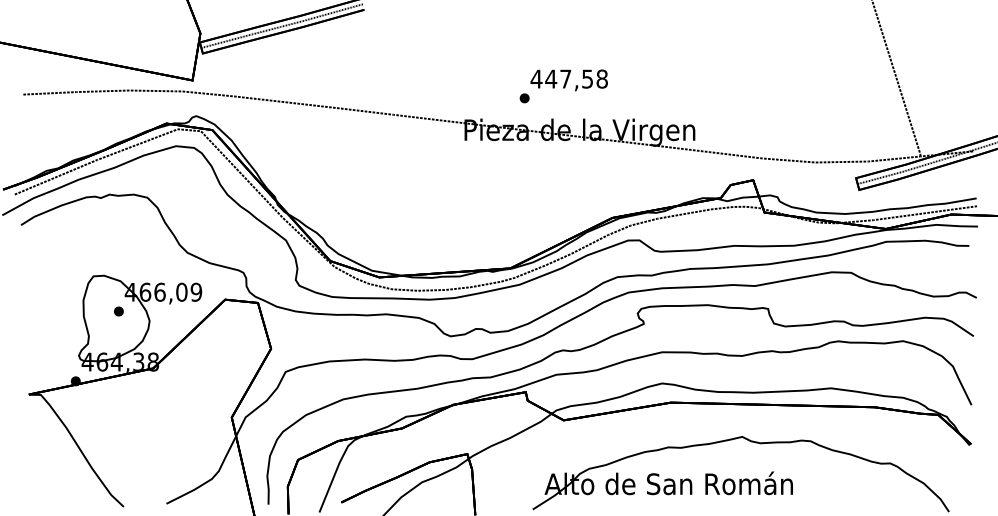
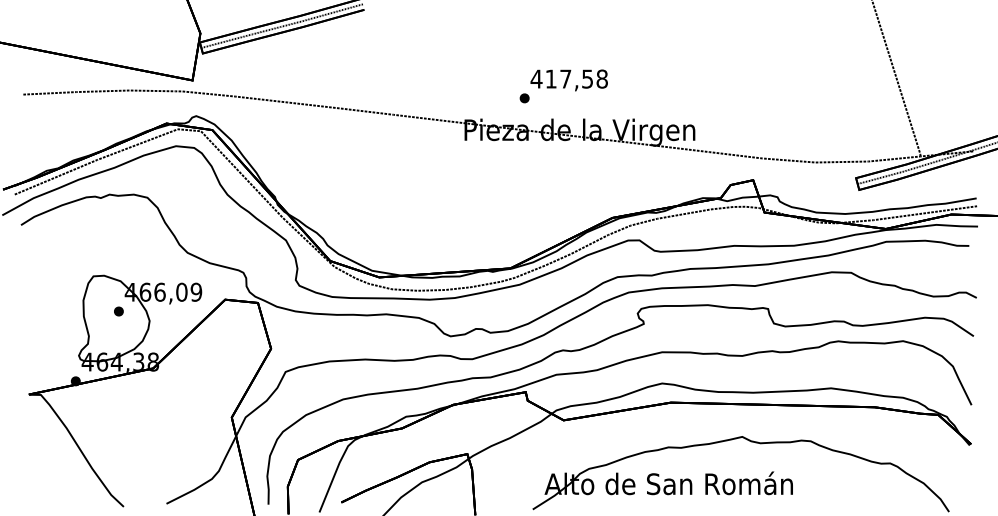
text: 447,58 -> 417,58 (551, 78)
